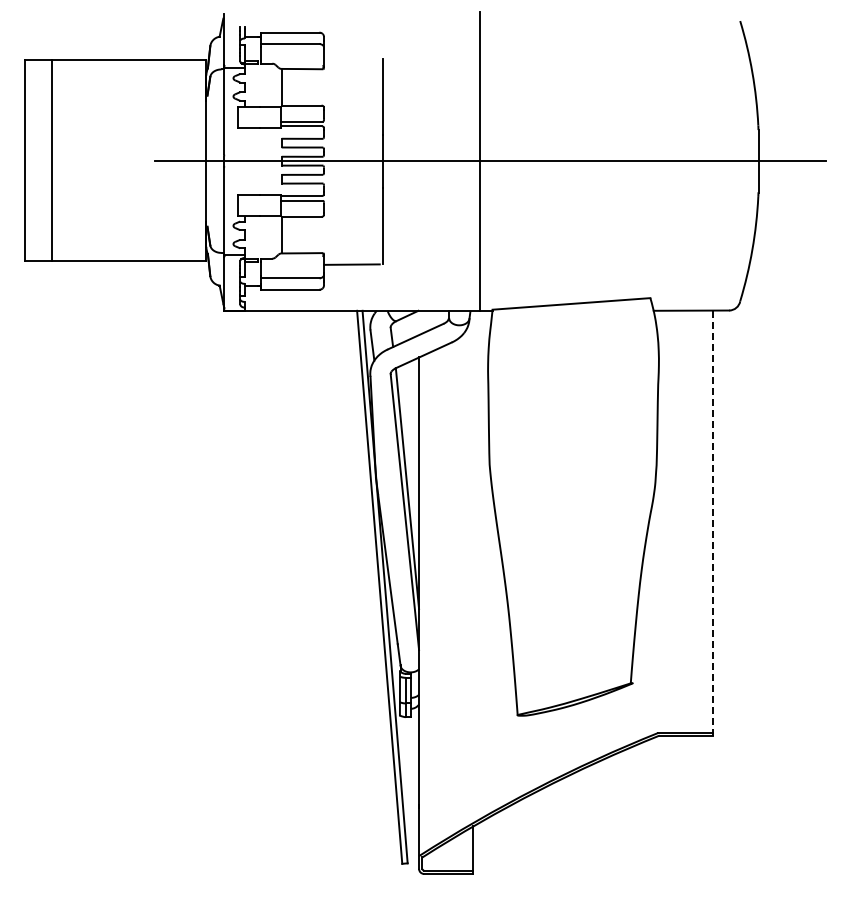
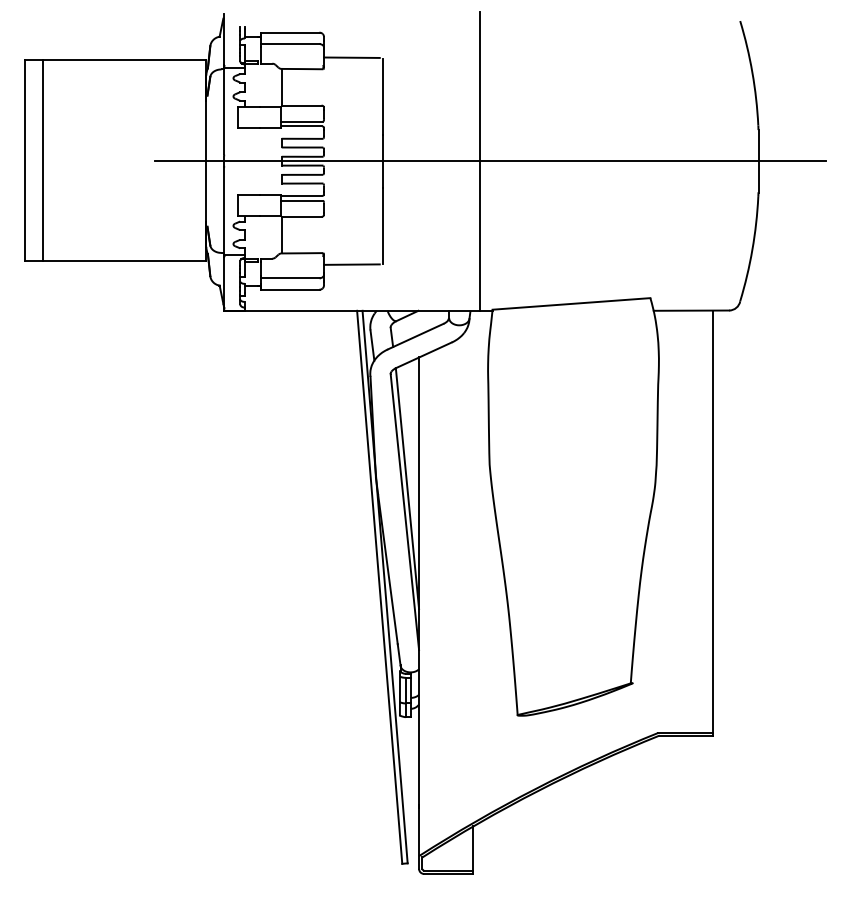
line: none -> present (351, 57)
line position: (52, 160) -> (43, 160) (43, 160)
line: dashed -> solid (713, 522)
